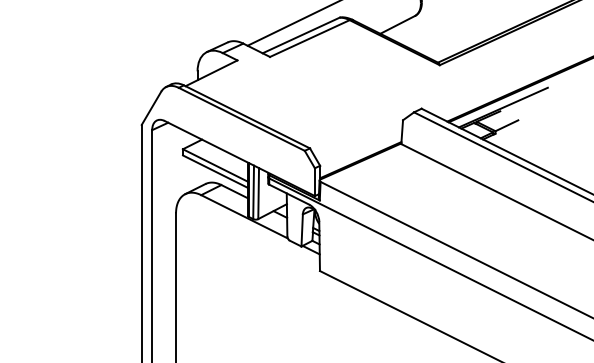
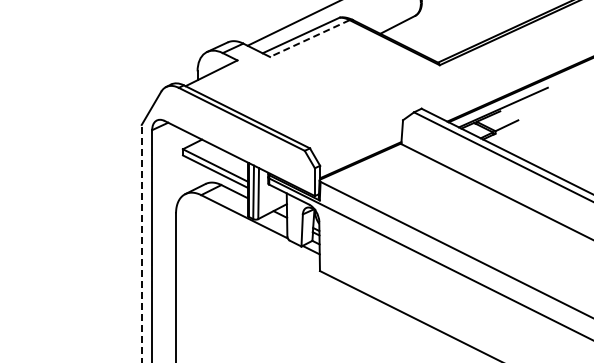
line: solid -> dashed (309, 38)
line: solid -> dashed (141, 243)
